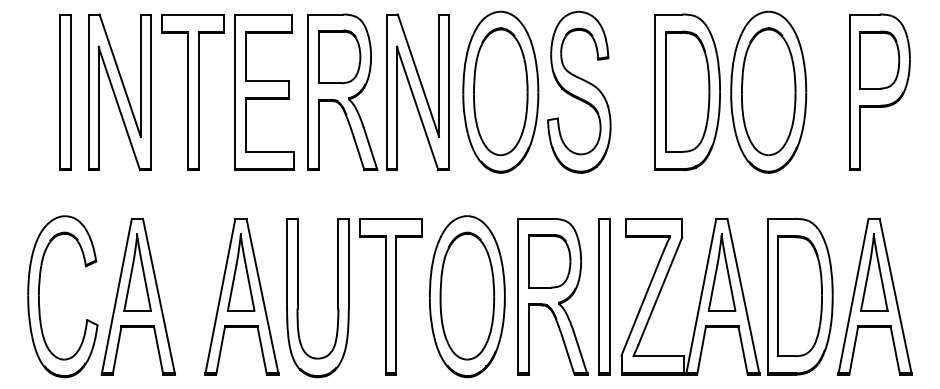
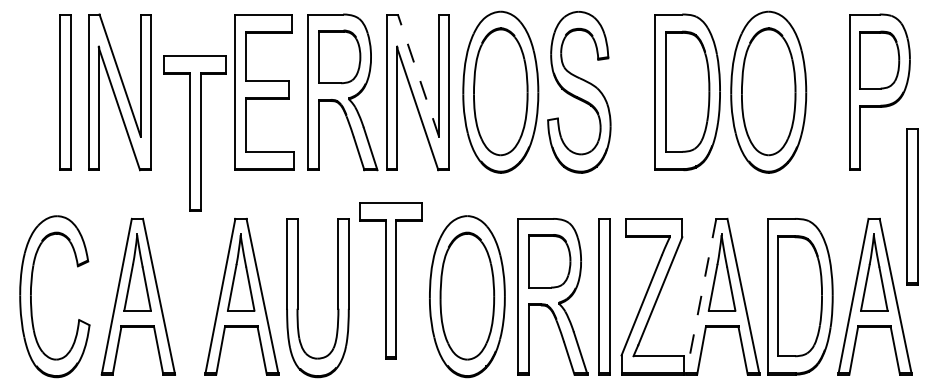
line: solid -> dashed (418, 75)
part position: (192, 92) -> (194, 133) (194, 133)
part: none -> present (912, 206)
part position: (39, 296) -> (31, 296) (31, 296)
part position: (390, 296) -> (390, 280) (390, 280)
line: solid -> dashed (701, 297)
